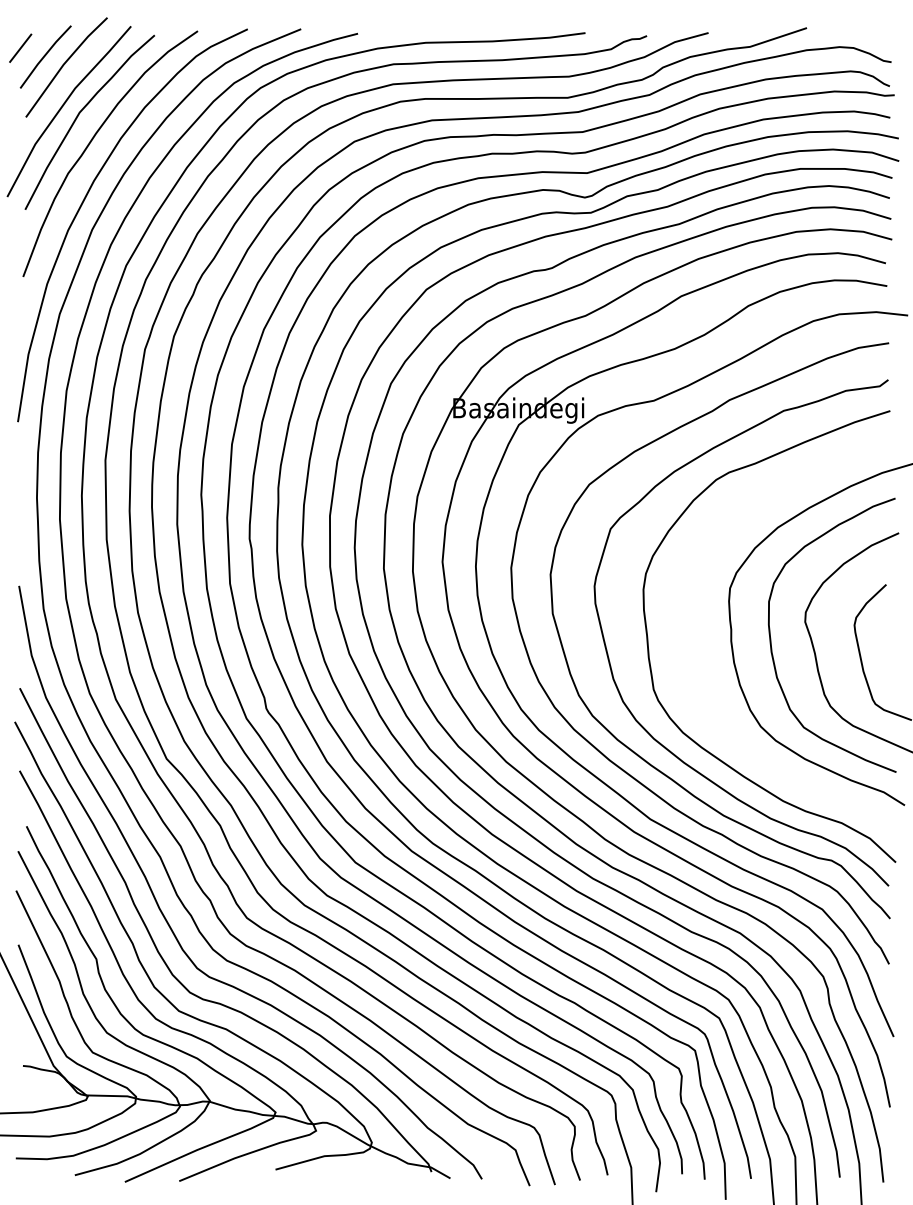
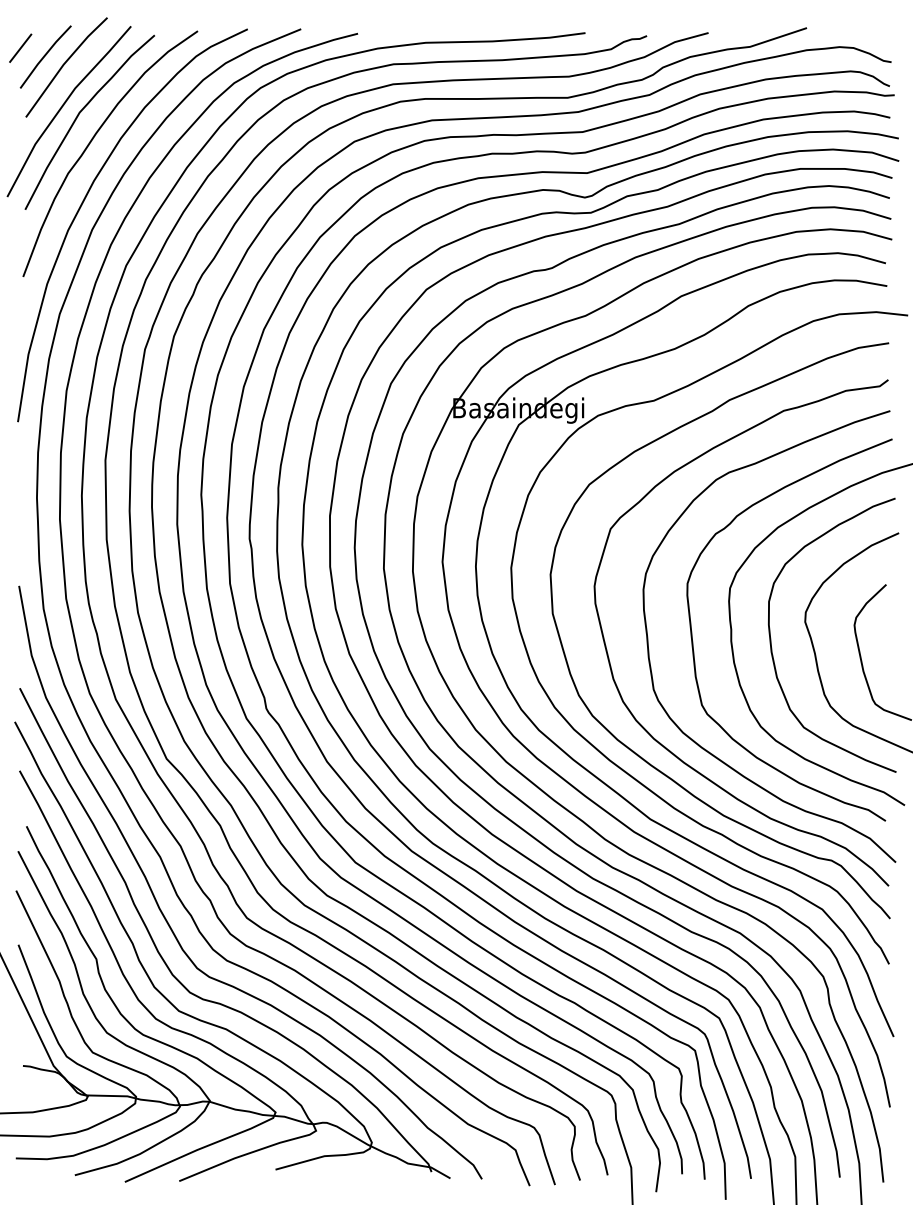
part: none -> present (693, 641)
